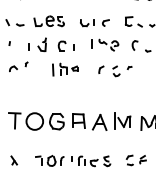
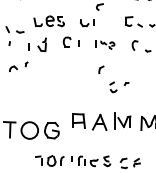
part position: (14, 22) -> (14, 29) (14, 29)
part position: (105, 22) -> (99, 6) (99, 6)
part size: 29x14 px -> 21x10 px (105, 44)
part position: (65, 45) -> (70, 41) (70, 41)
part: present -> none (65, 69)
part position: (122, 71) -> (119, 87) (119, 87)
part position: (36, 121) -> (31, 130) (31, 130)
part: present -> none (14, 160)
part position: (135, 160) -> (129, 163) (129, 163)
